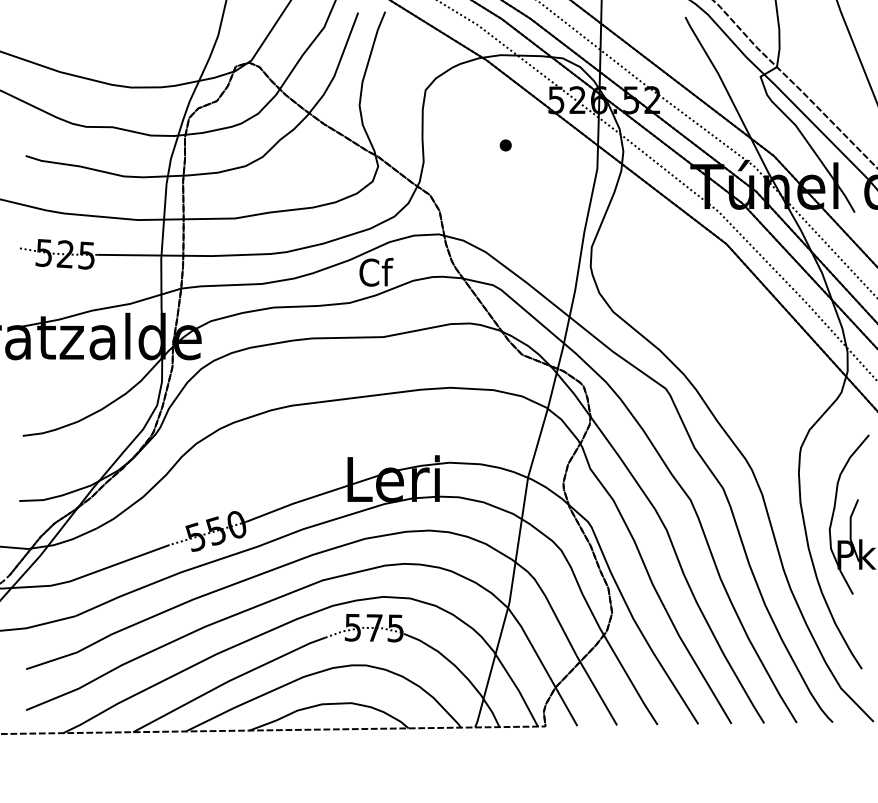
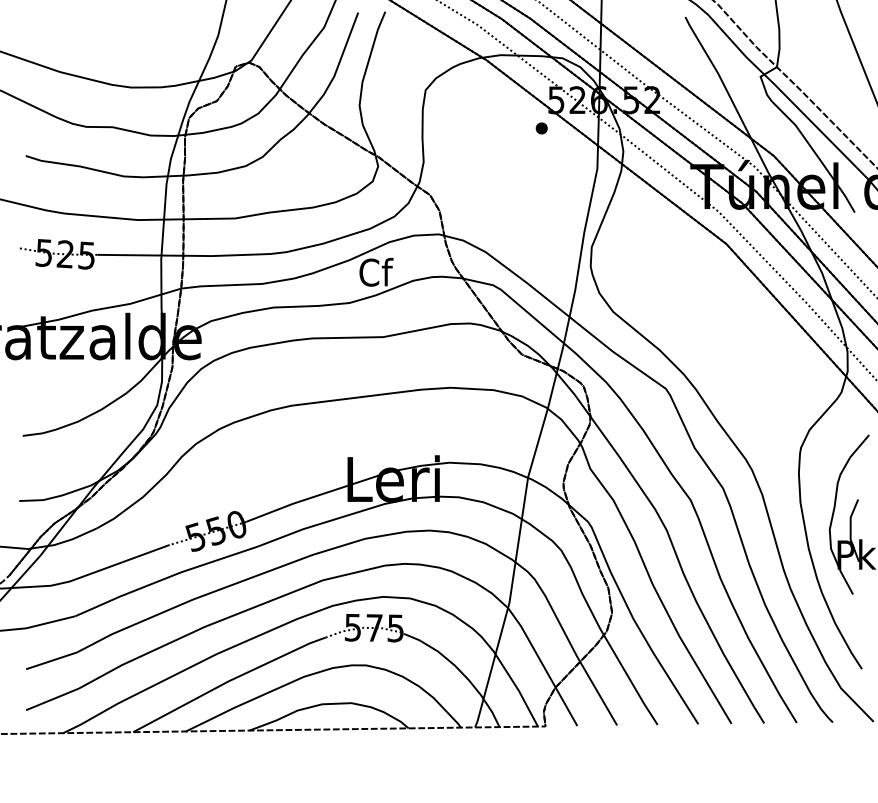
part position: (505, 145) -> (541, 128) (541, 128)
